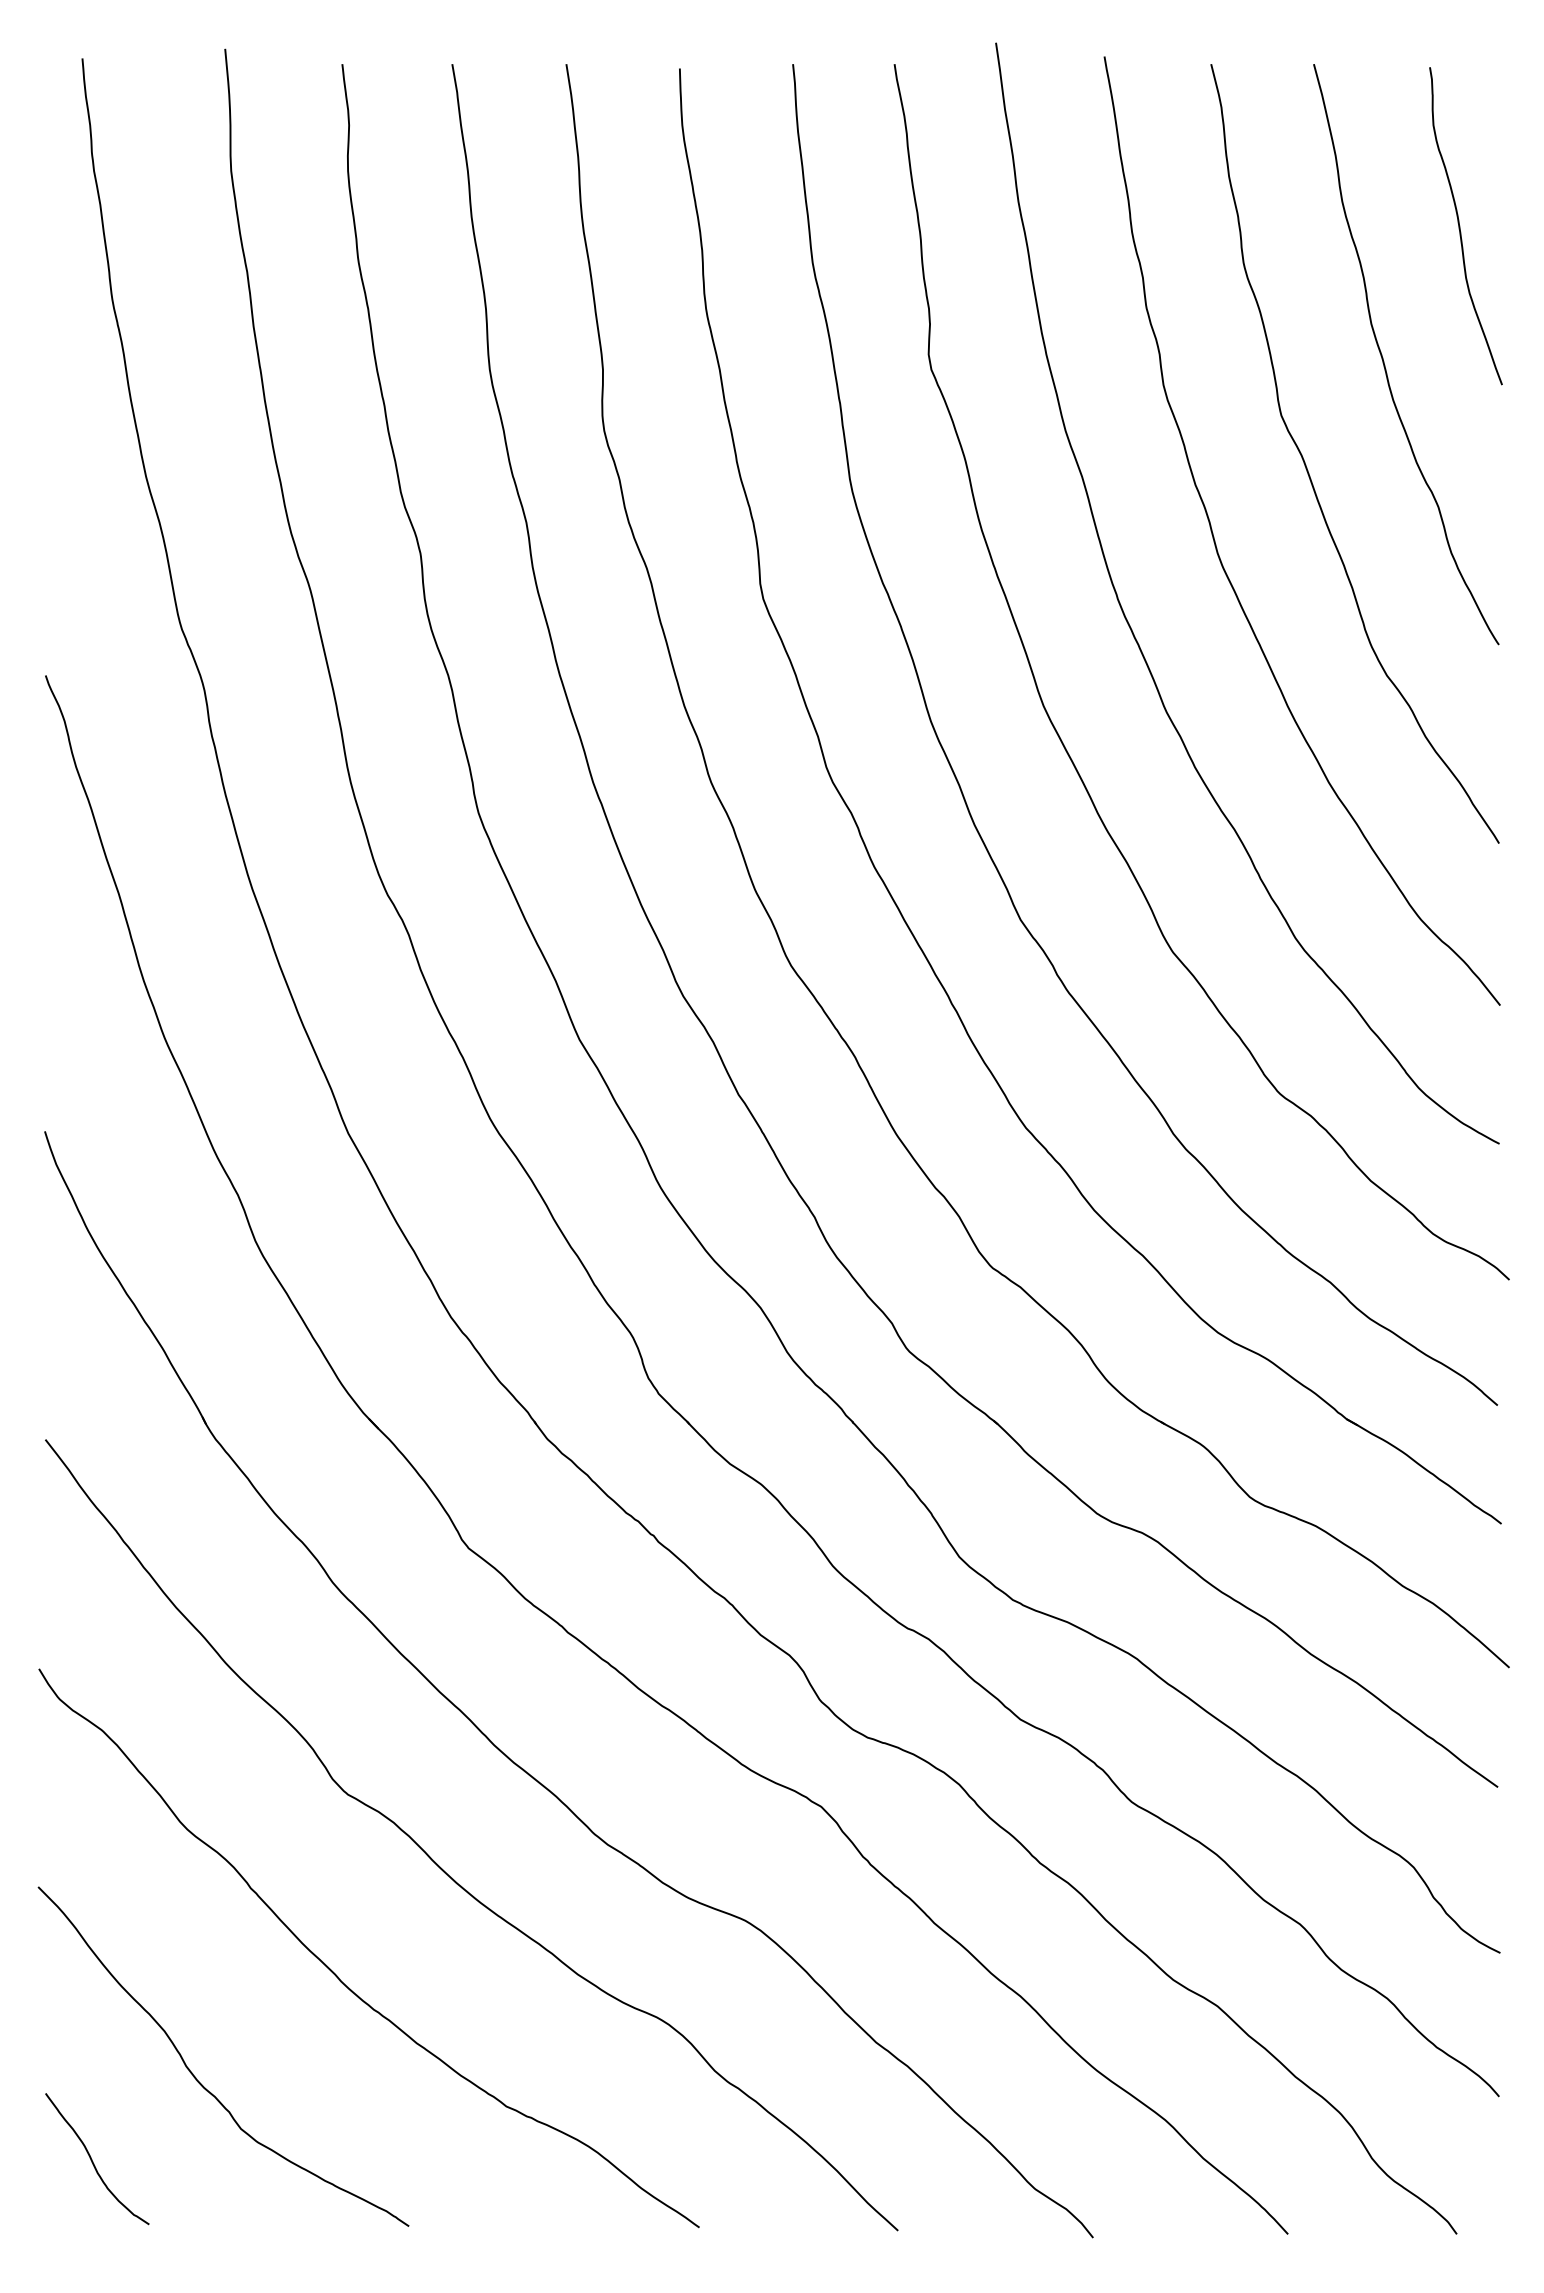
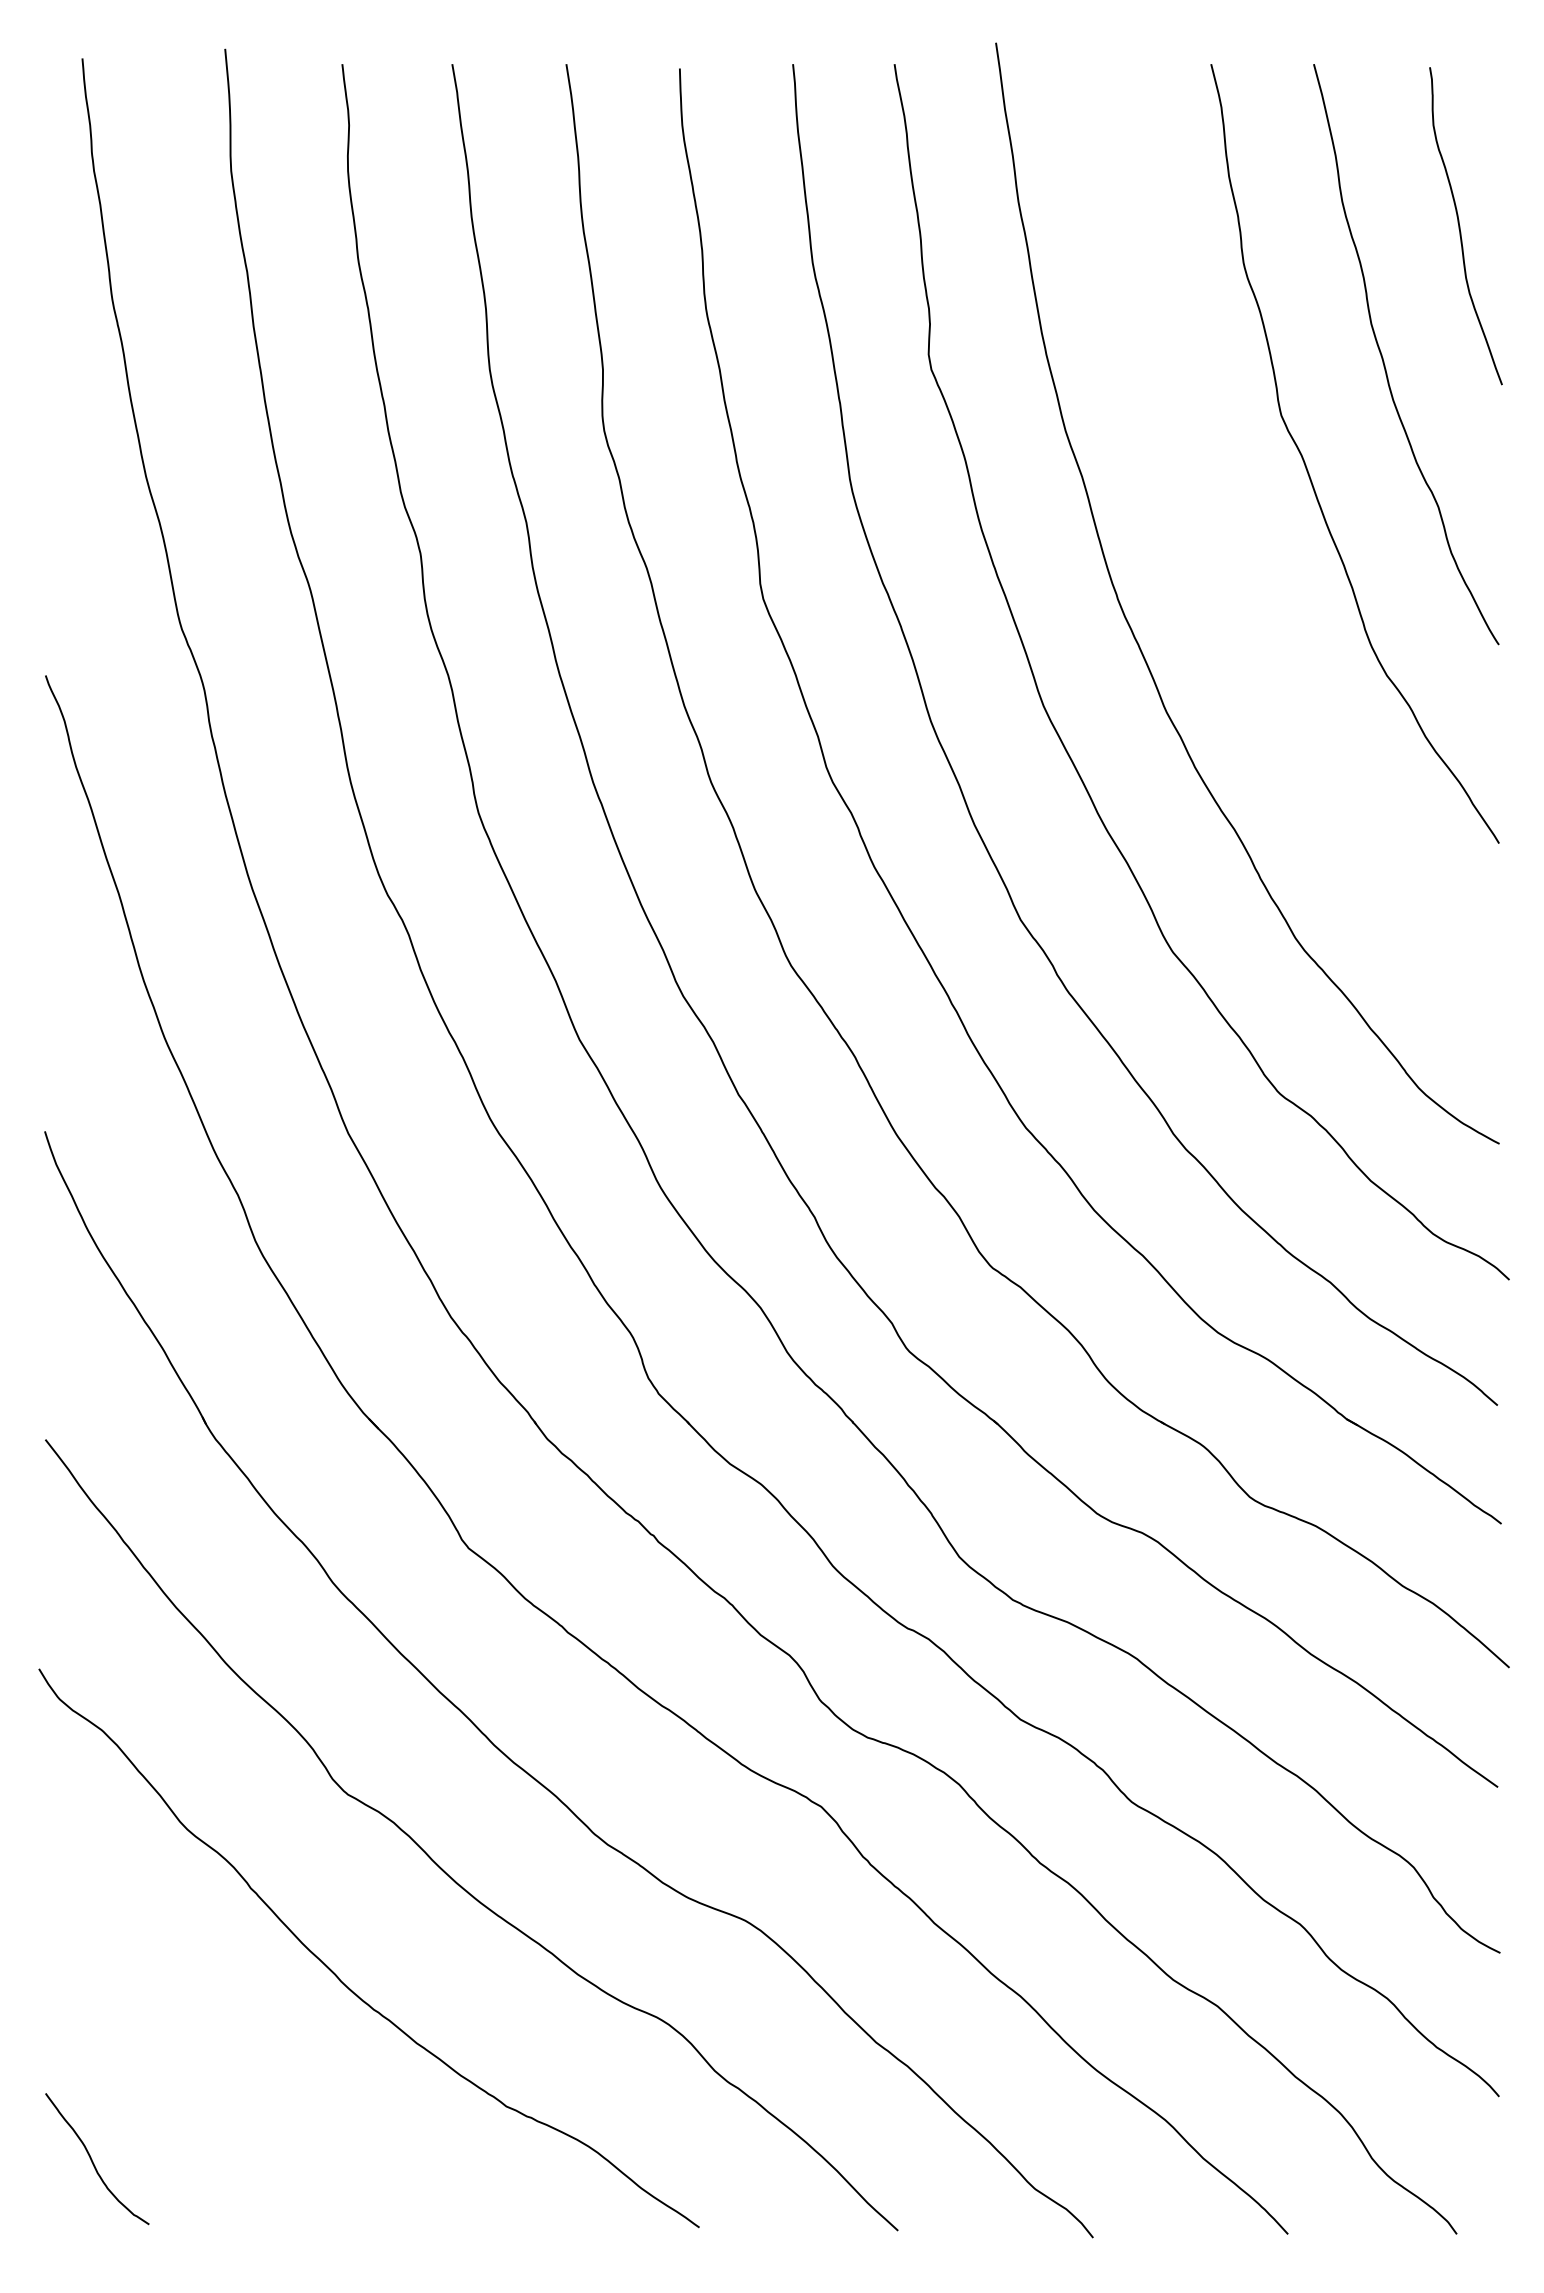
curve: present -> none (1222, 562)
curve: present -> none (196, 2077)
